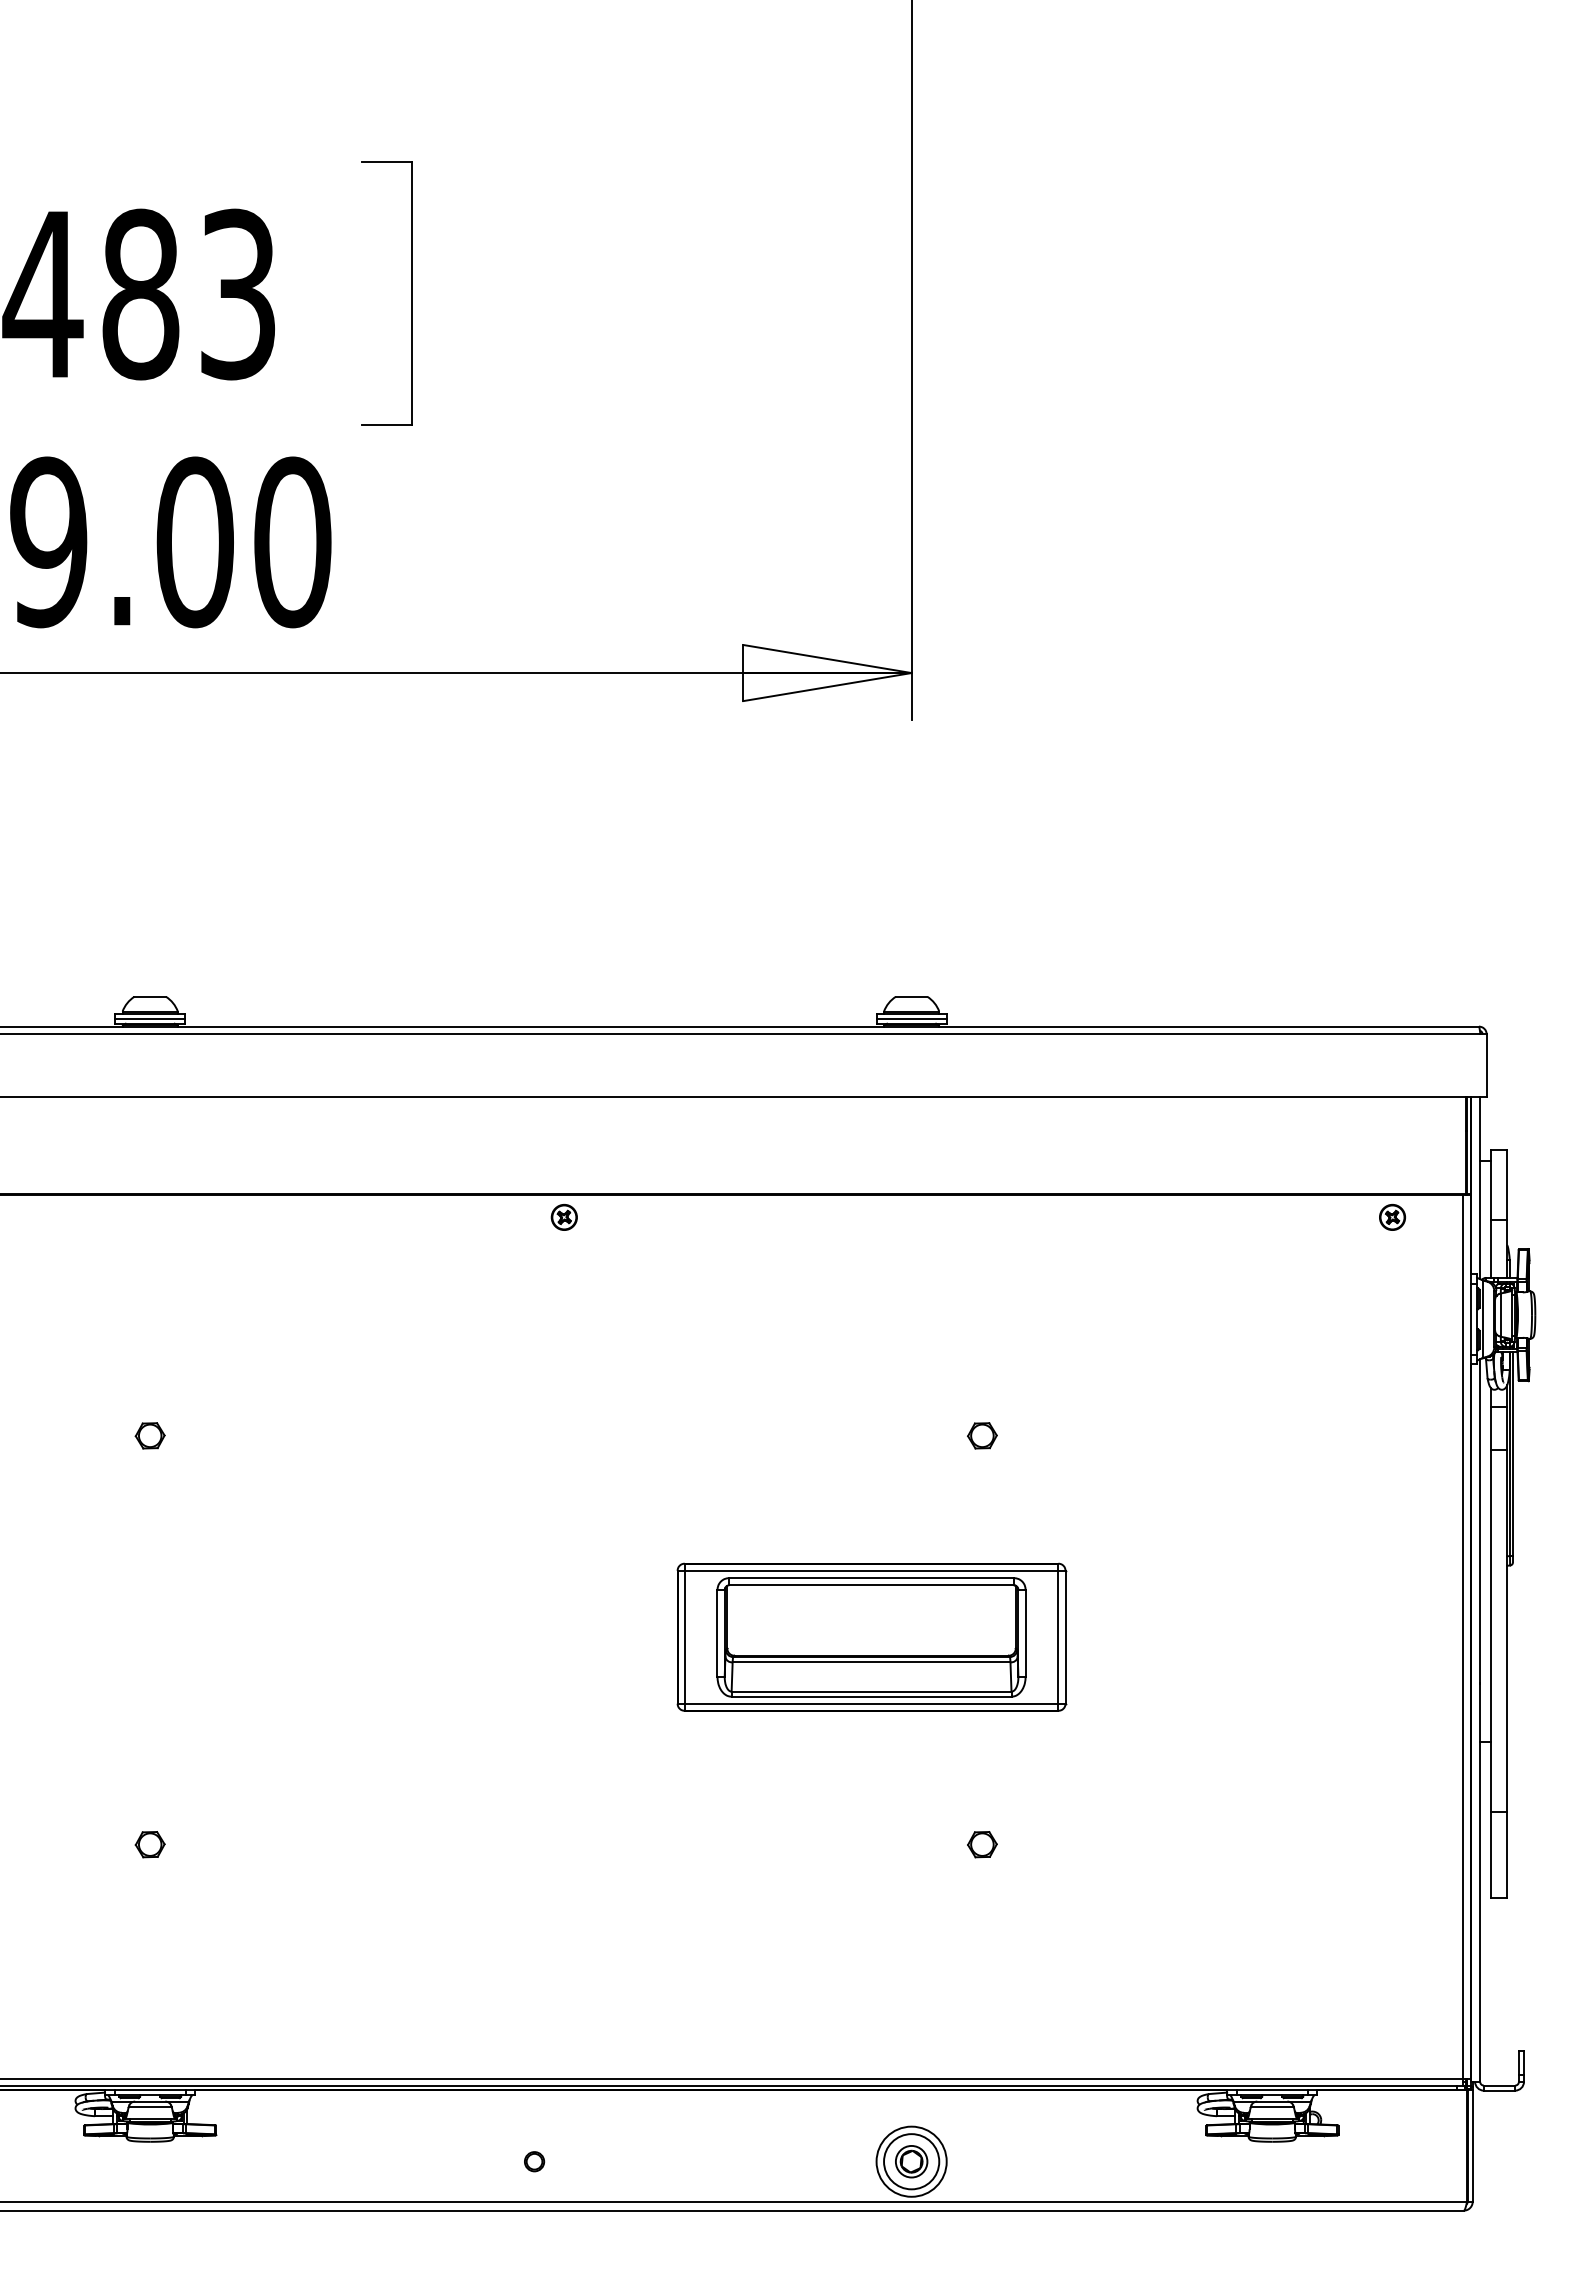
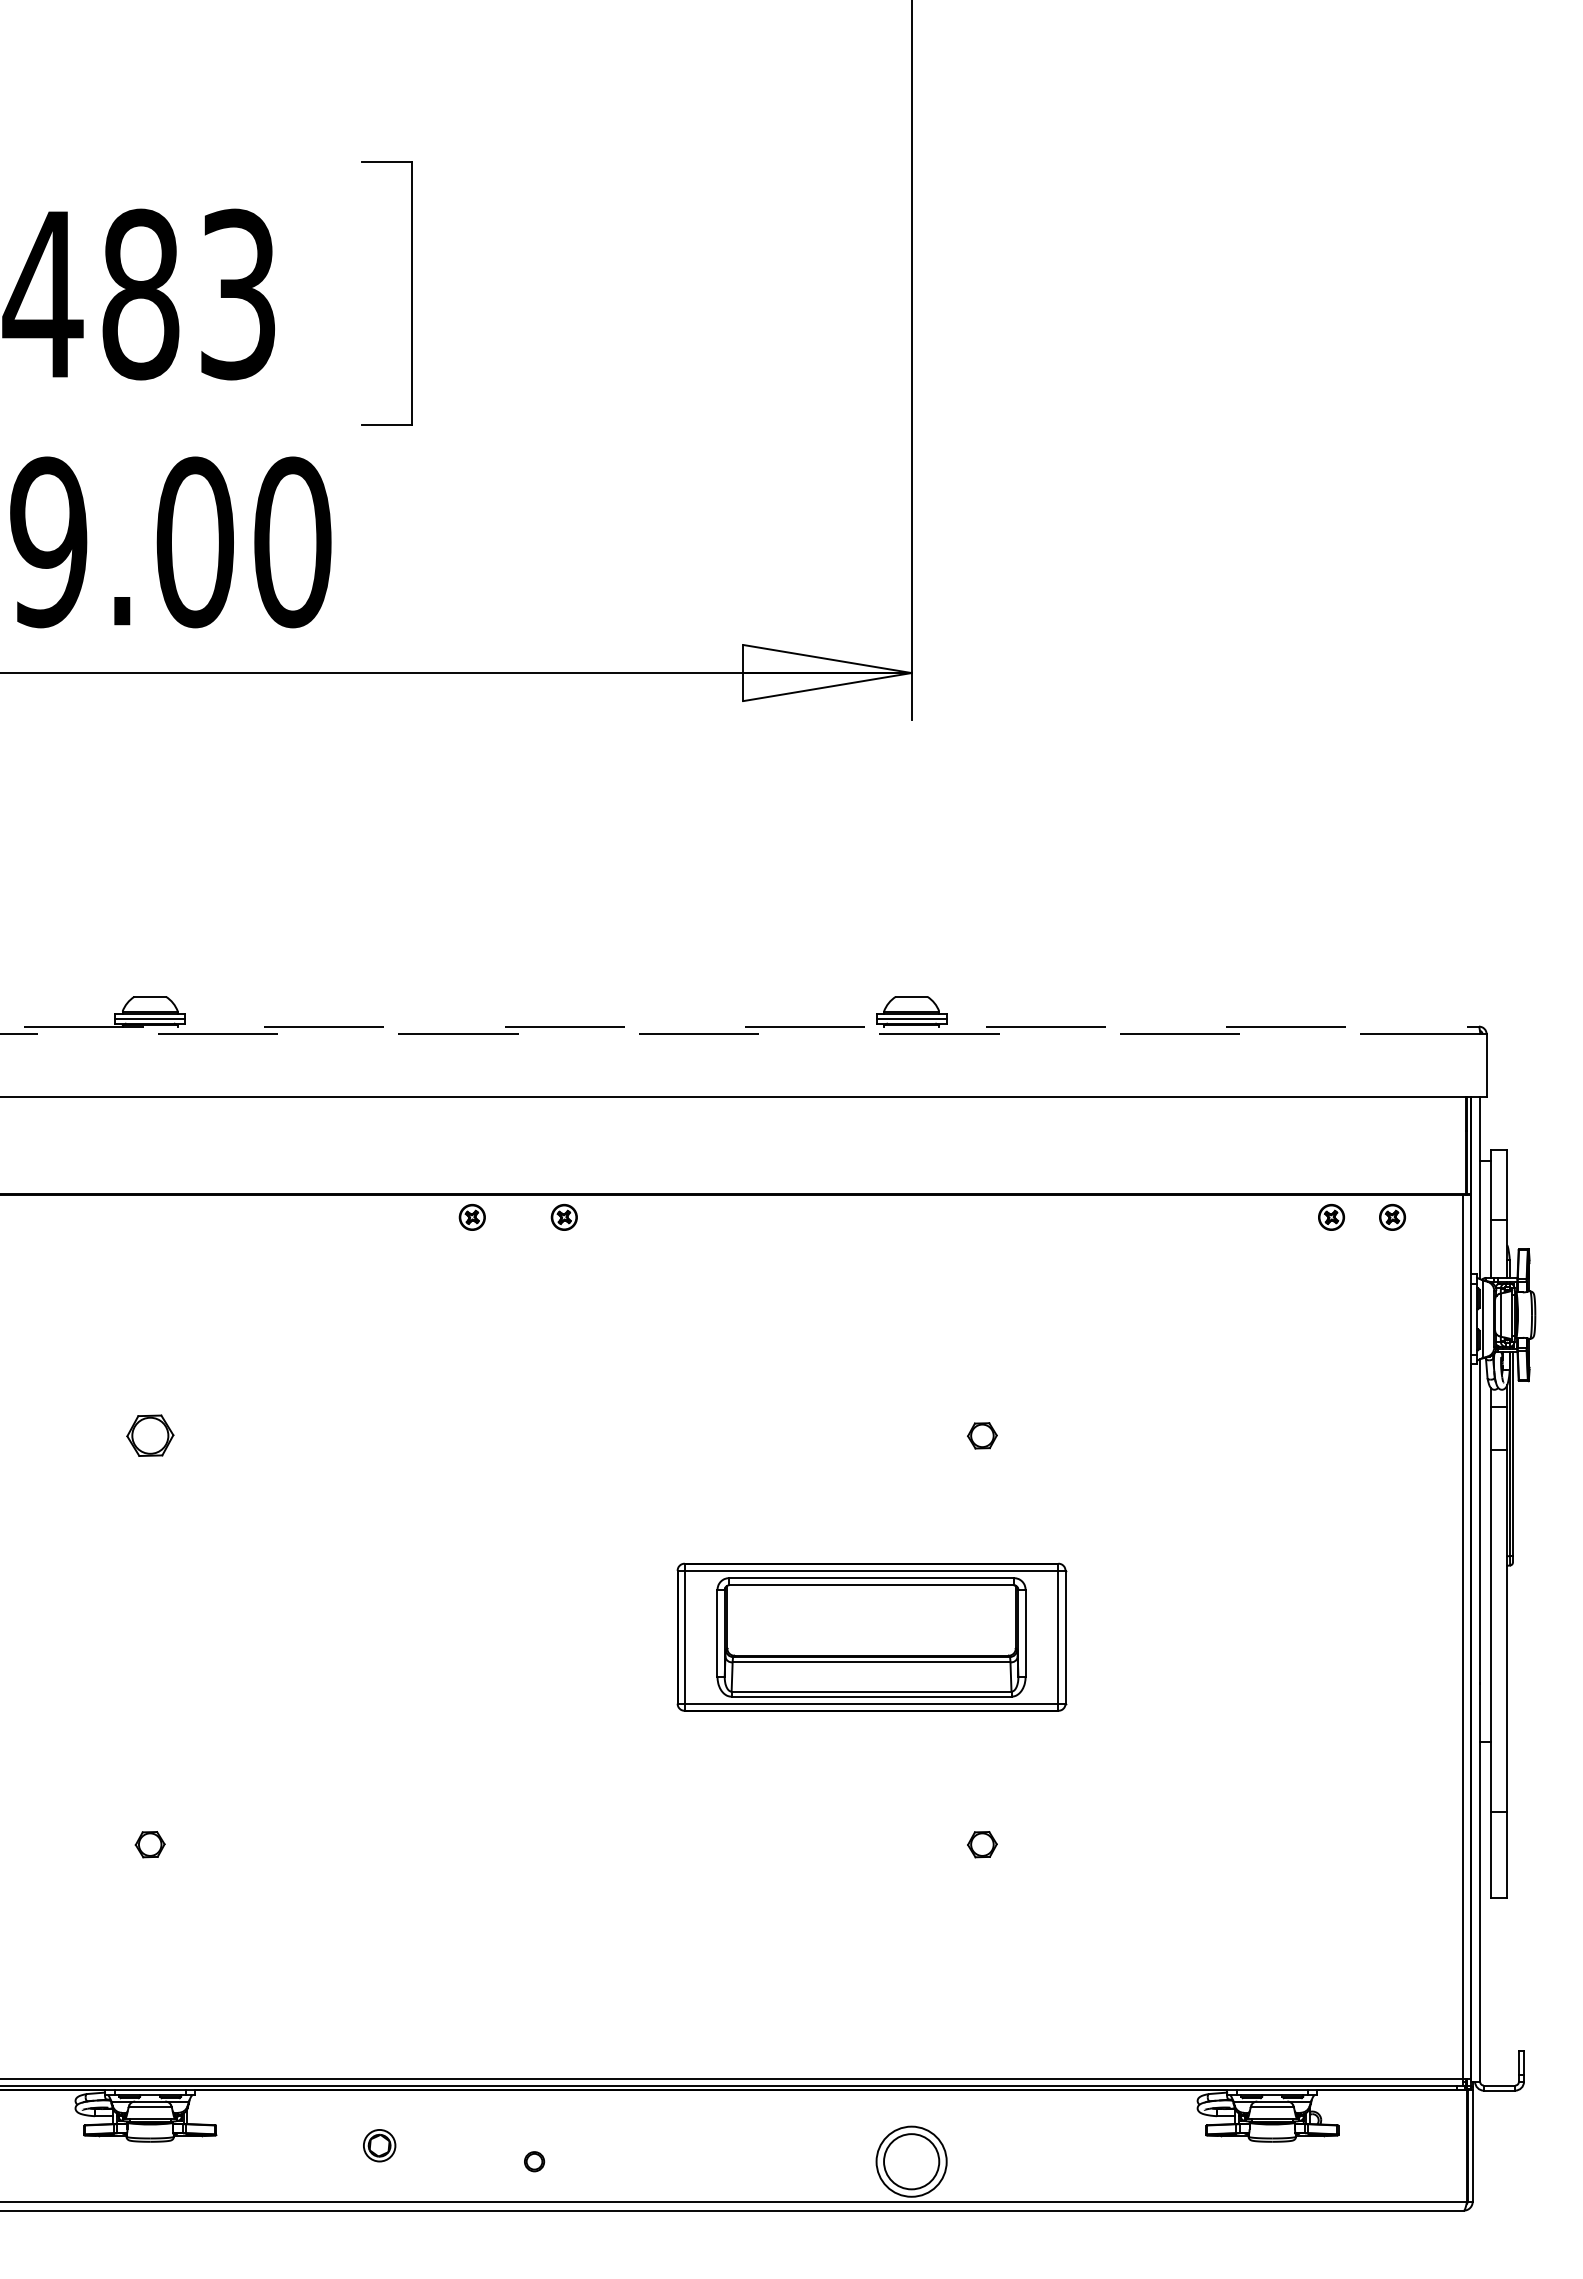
line: solid -> dashed (740, 1026)
line: solid -> dashed (740, 1034)
part: none -> present (1331, 1216)
part: none -> present (471, 1217)
part size: 32x28 px -> 49x43 px (150, 1435)
part position: (911, 2161) -> (379, 2145) (379, 2145)
